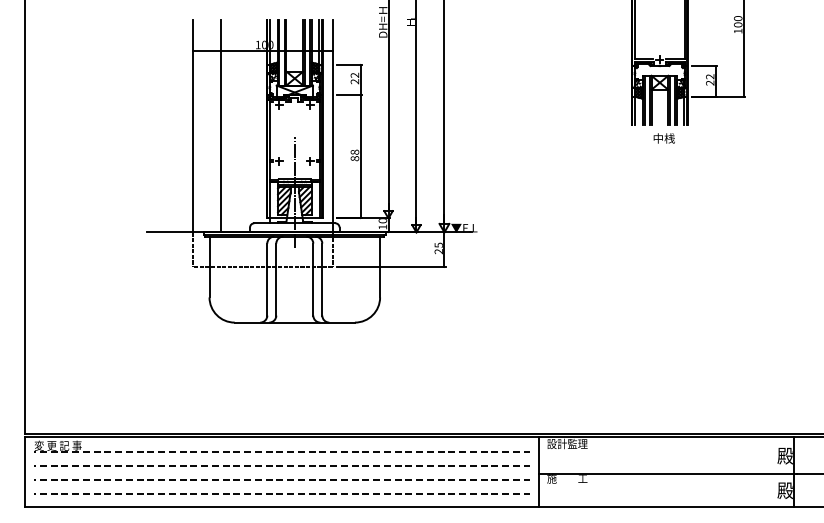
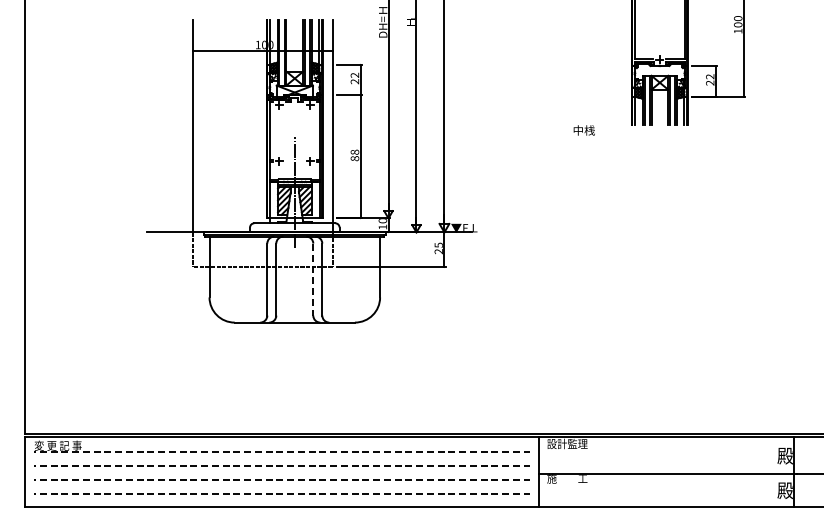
line: present -> none (220, 125)
text position: (663, 138) -> (583, 130) (583, 130)
line: solid -> dashed (313, 280)
